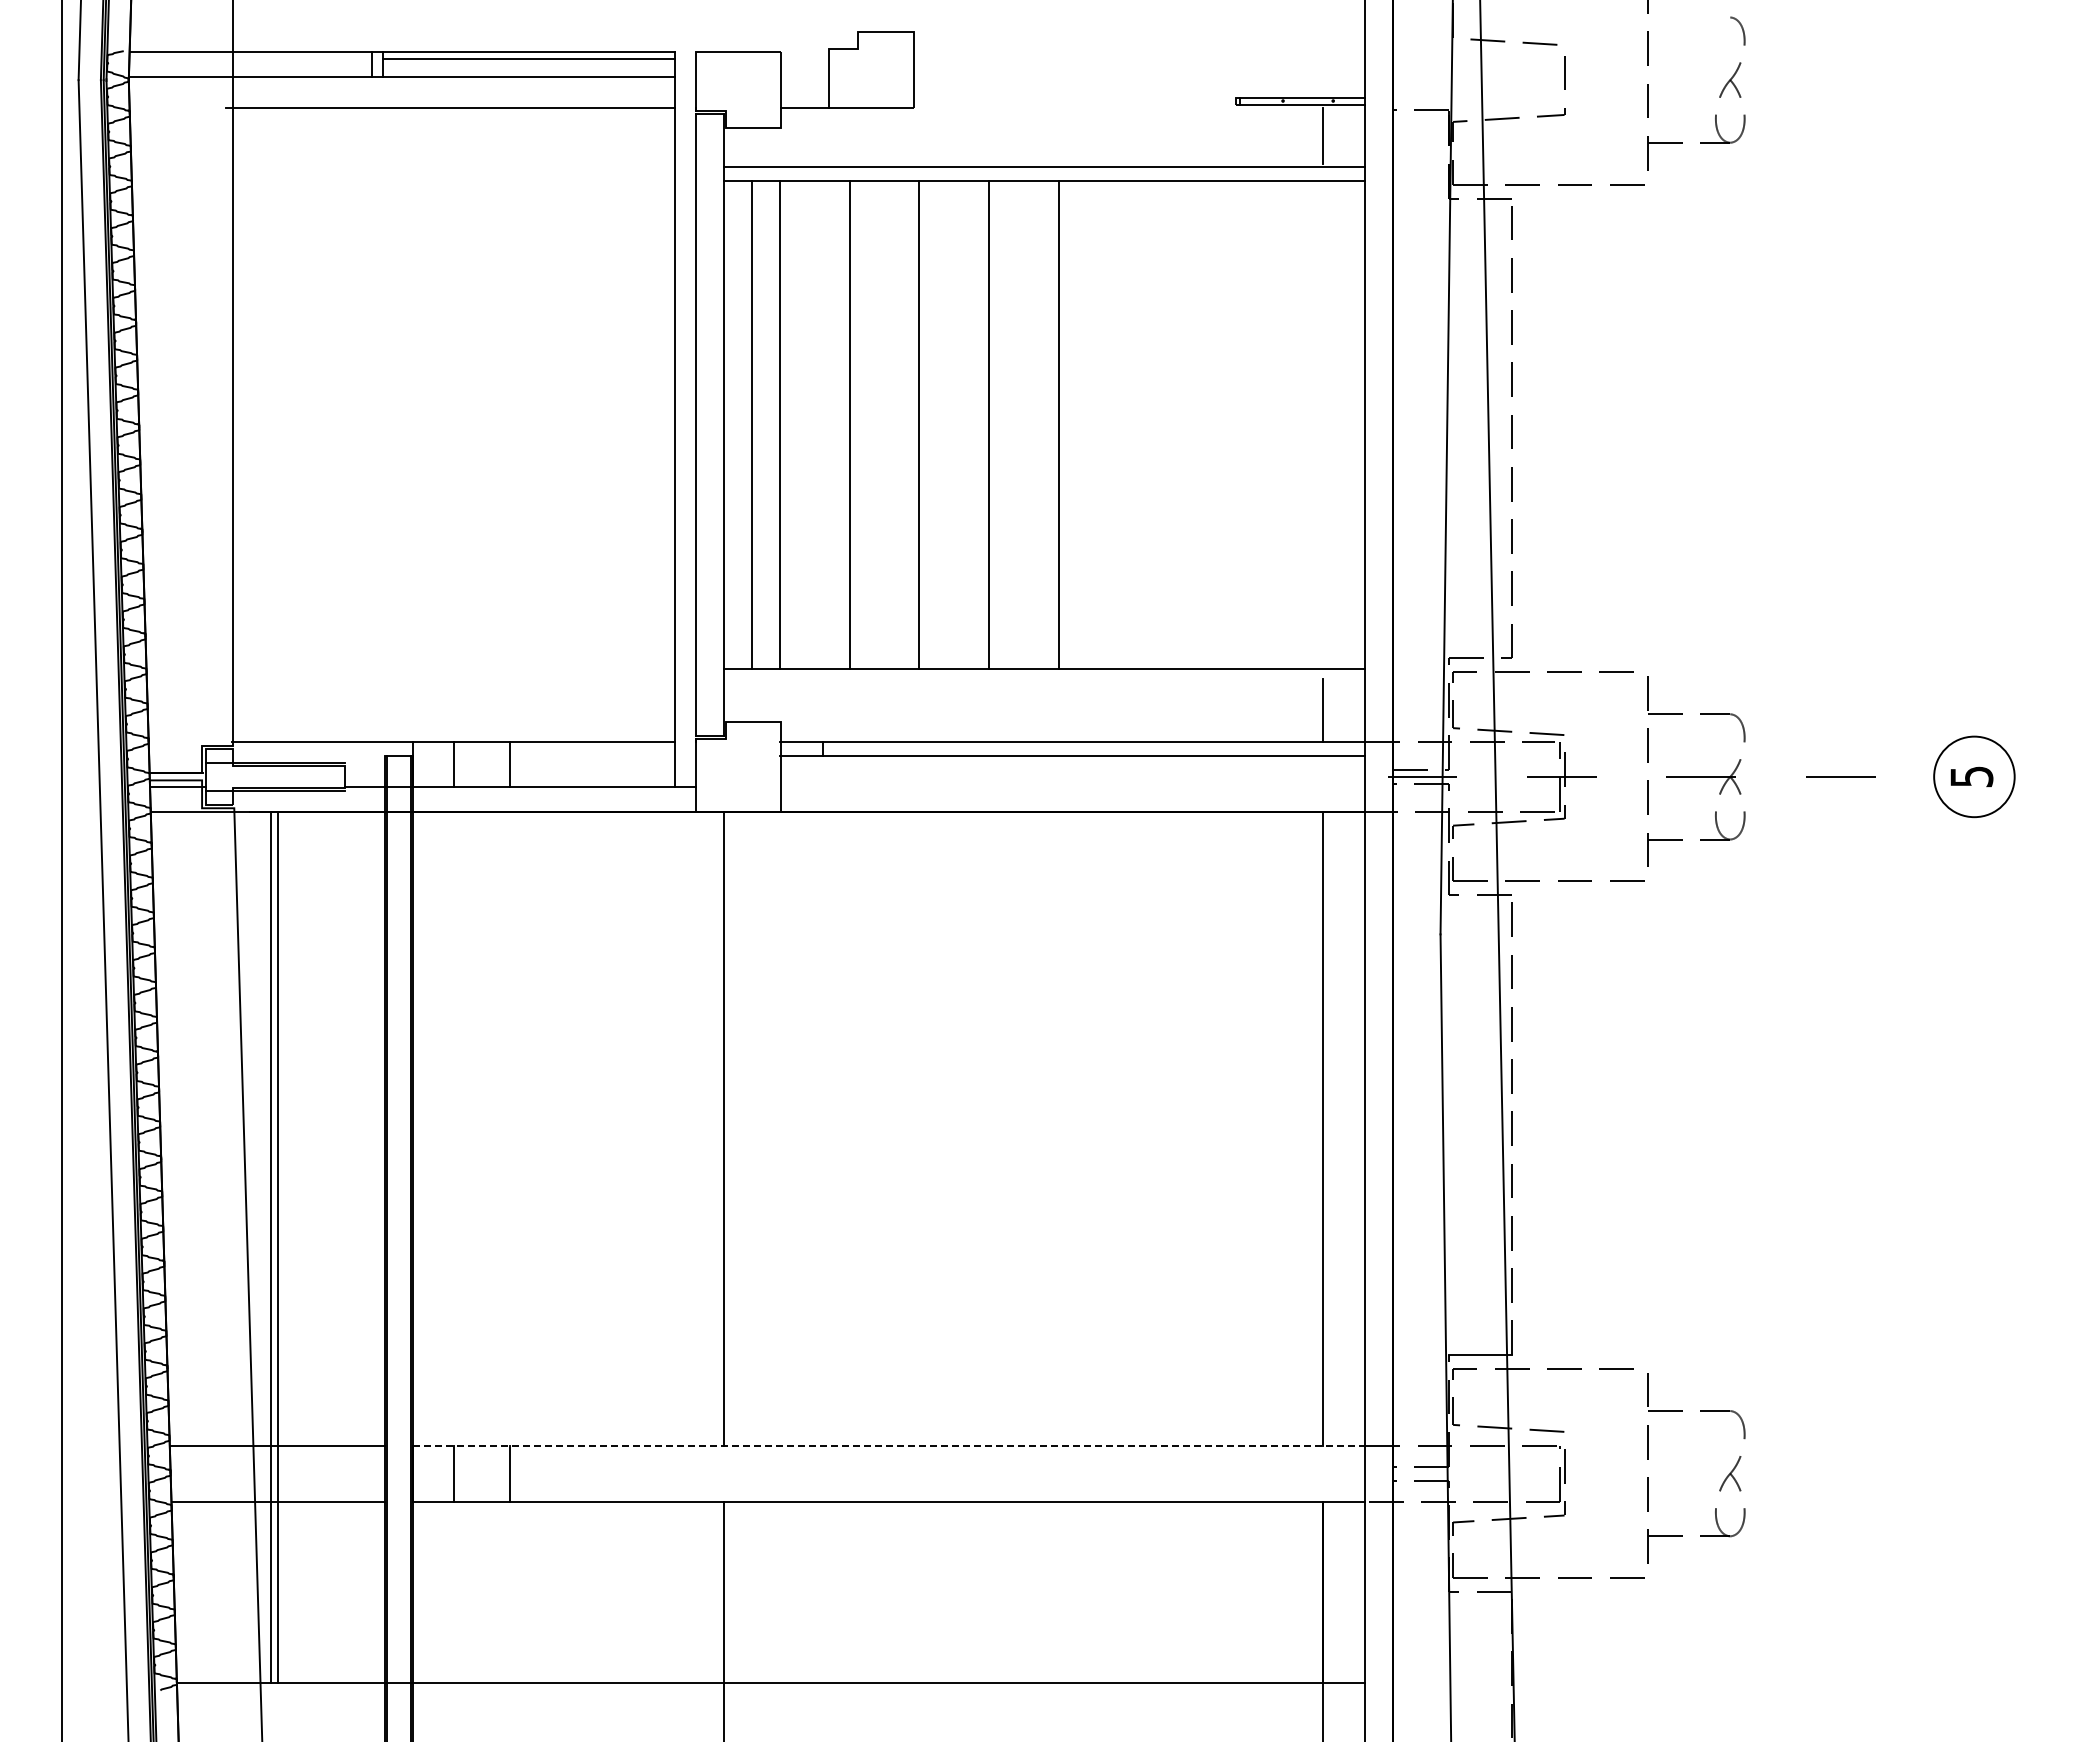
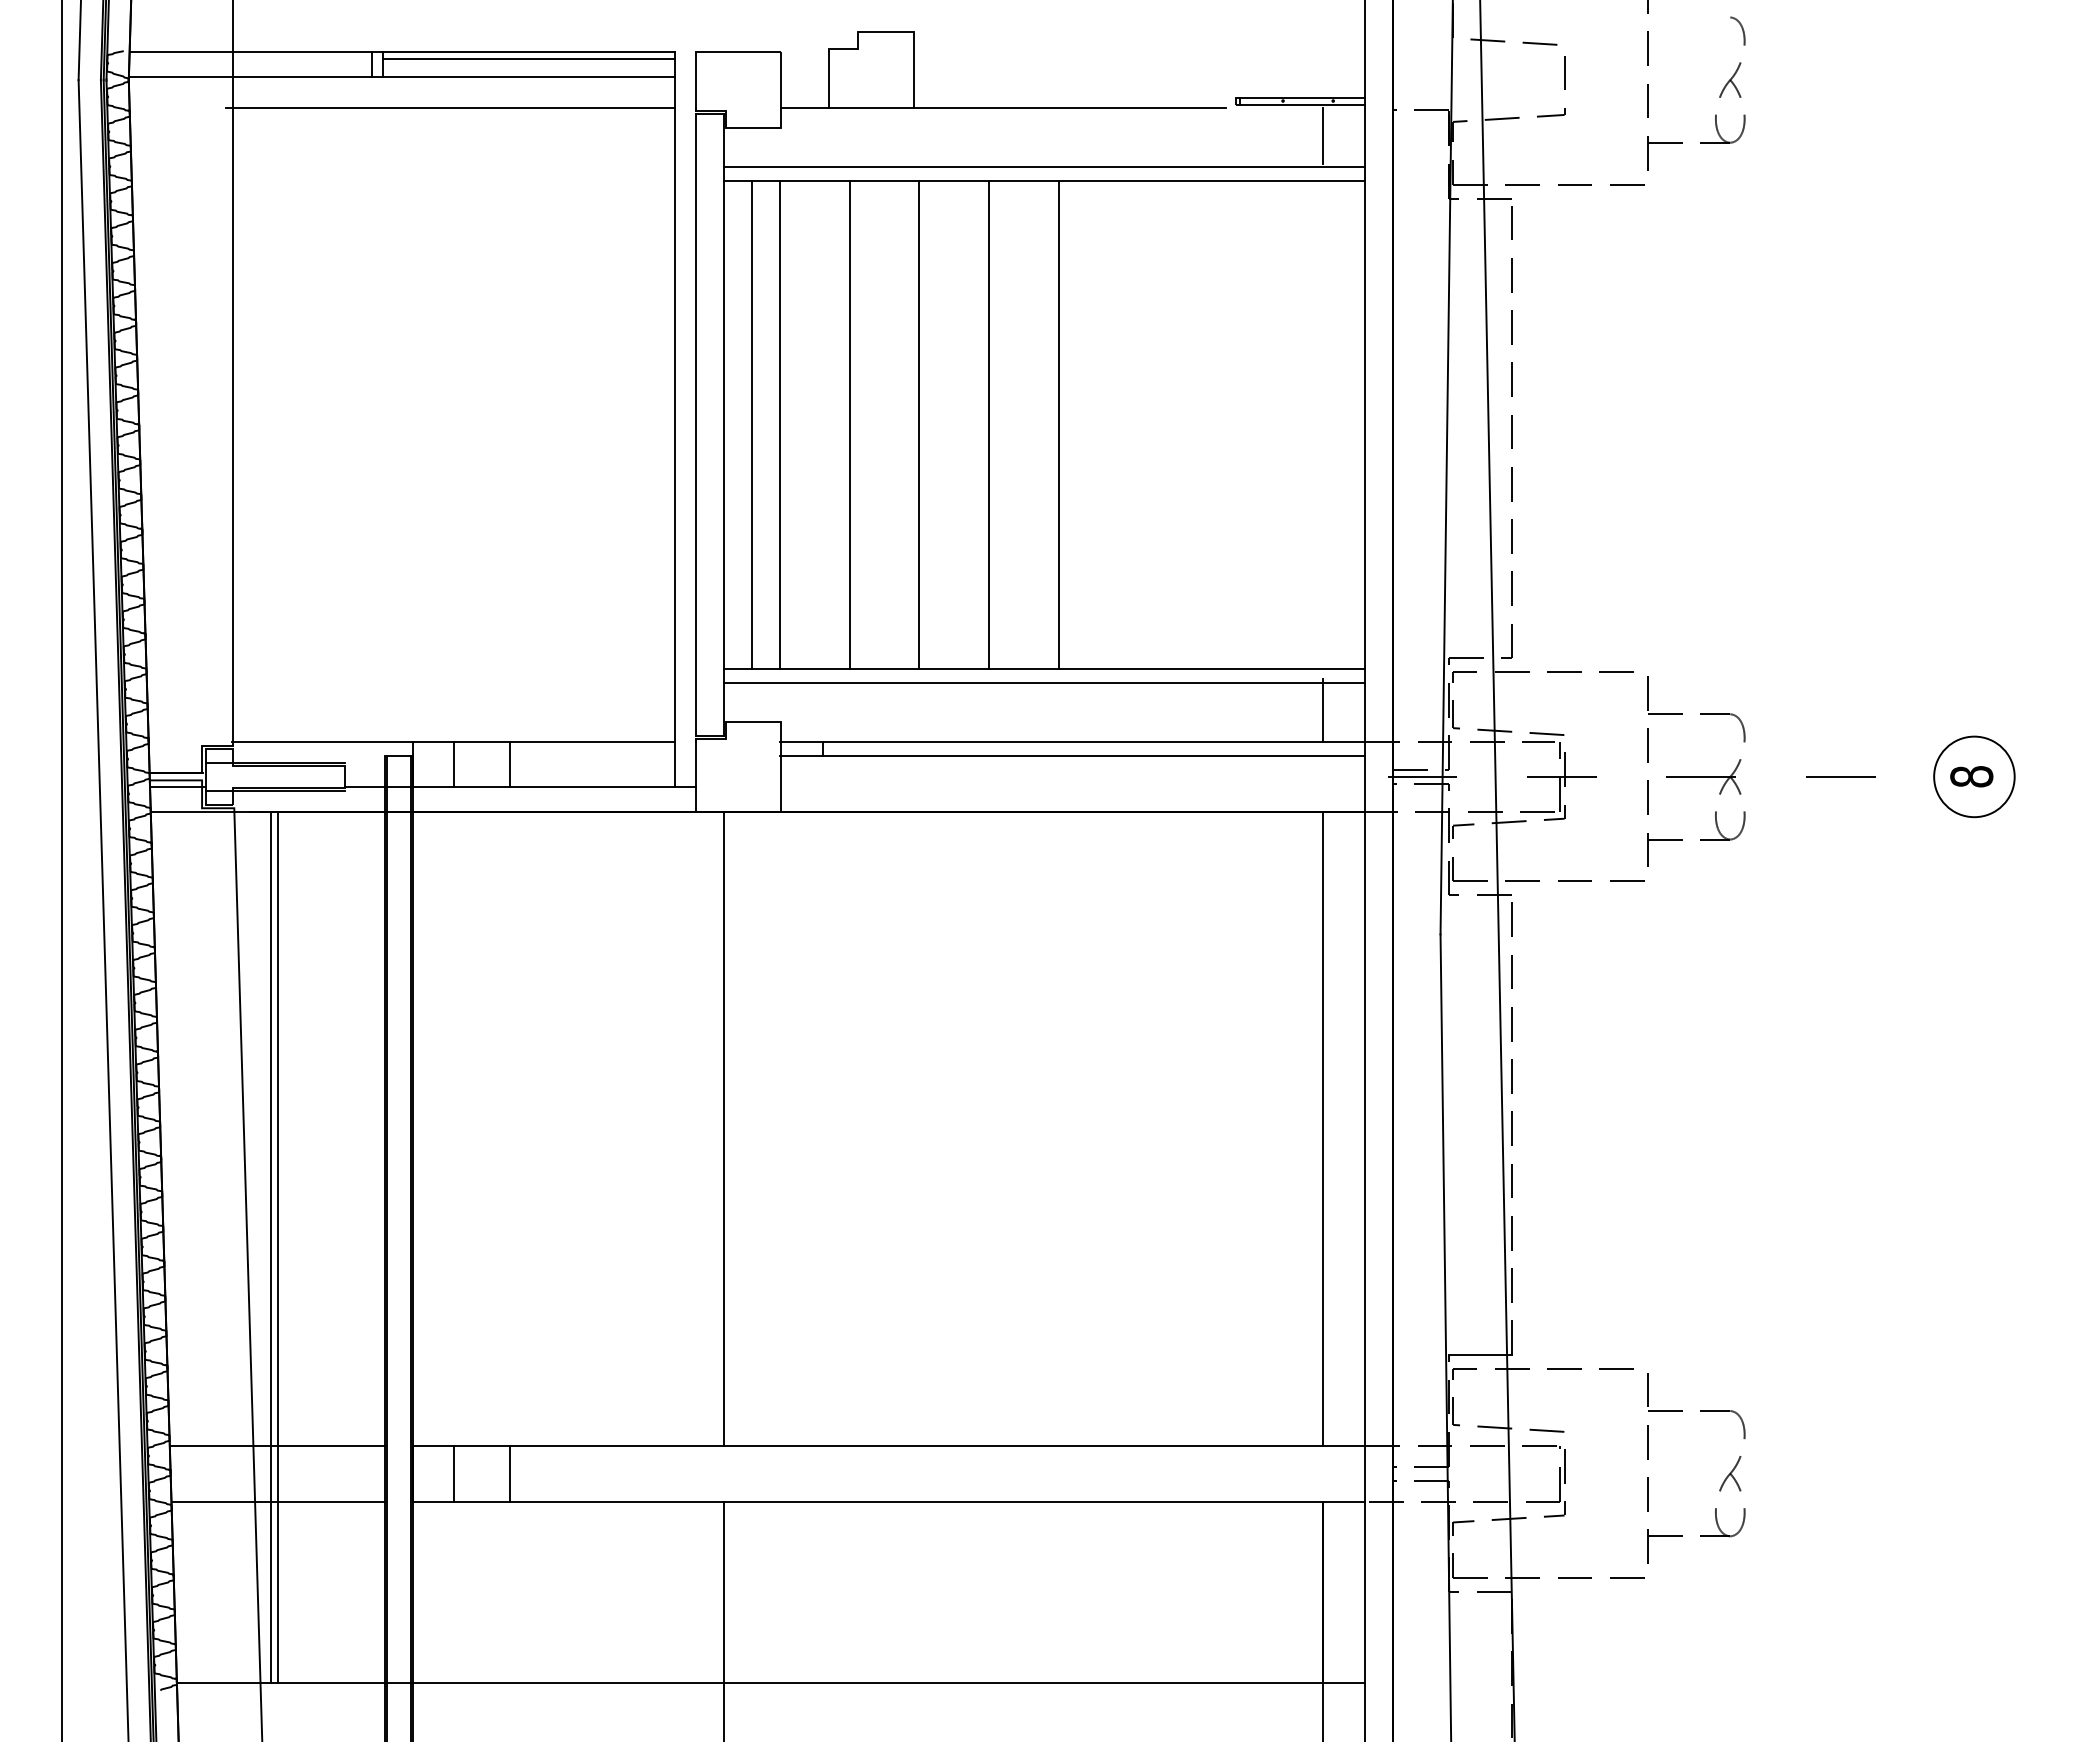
line: none -> present (1069, 108)
line: none -> present (1044, 682)
text: 5 -> 8 (1971, 776)
line: dashed -> solid (889, 1445)
